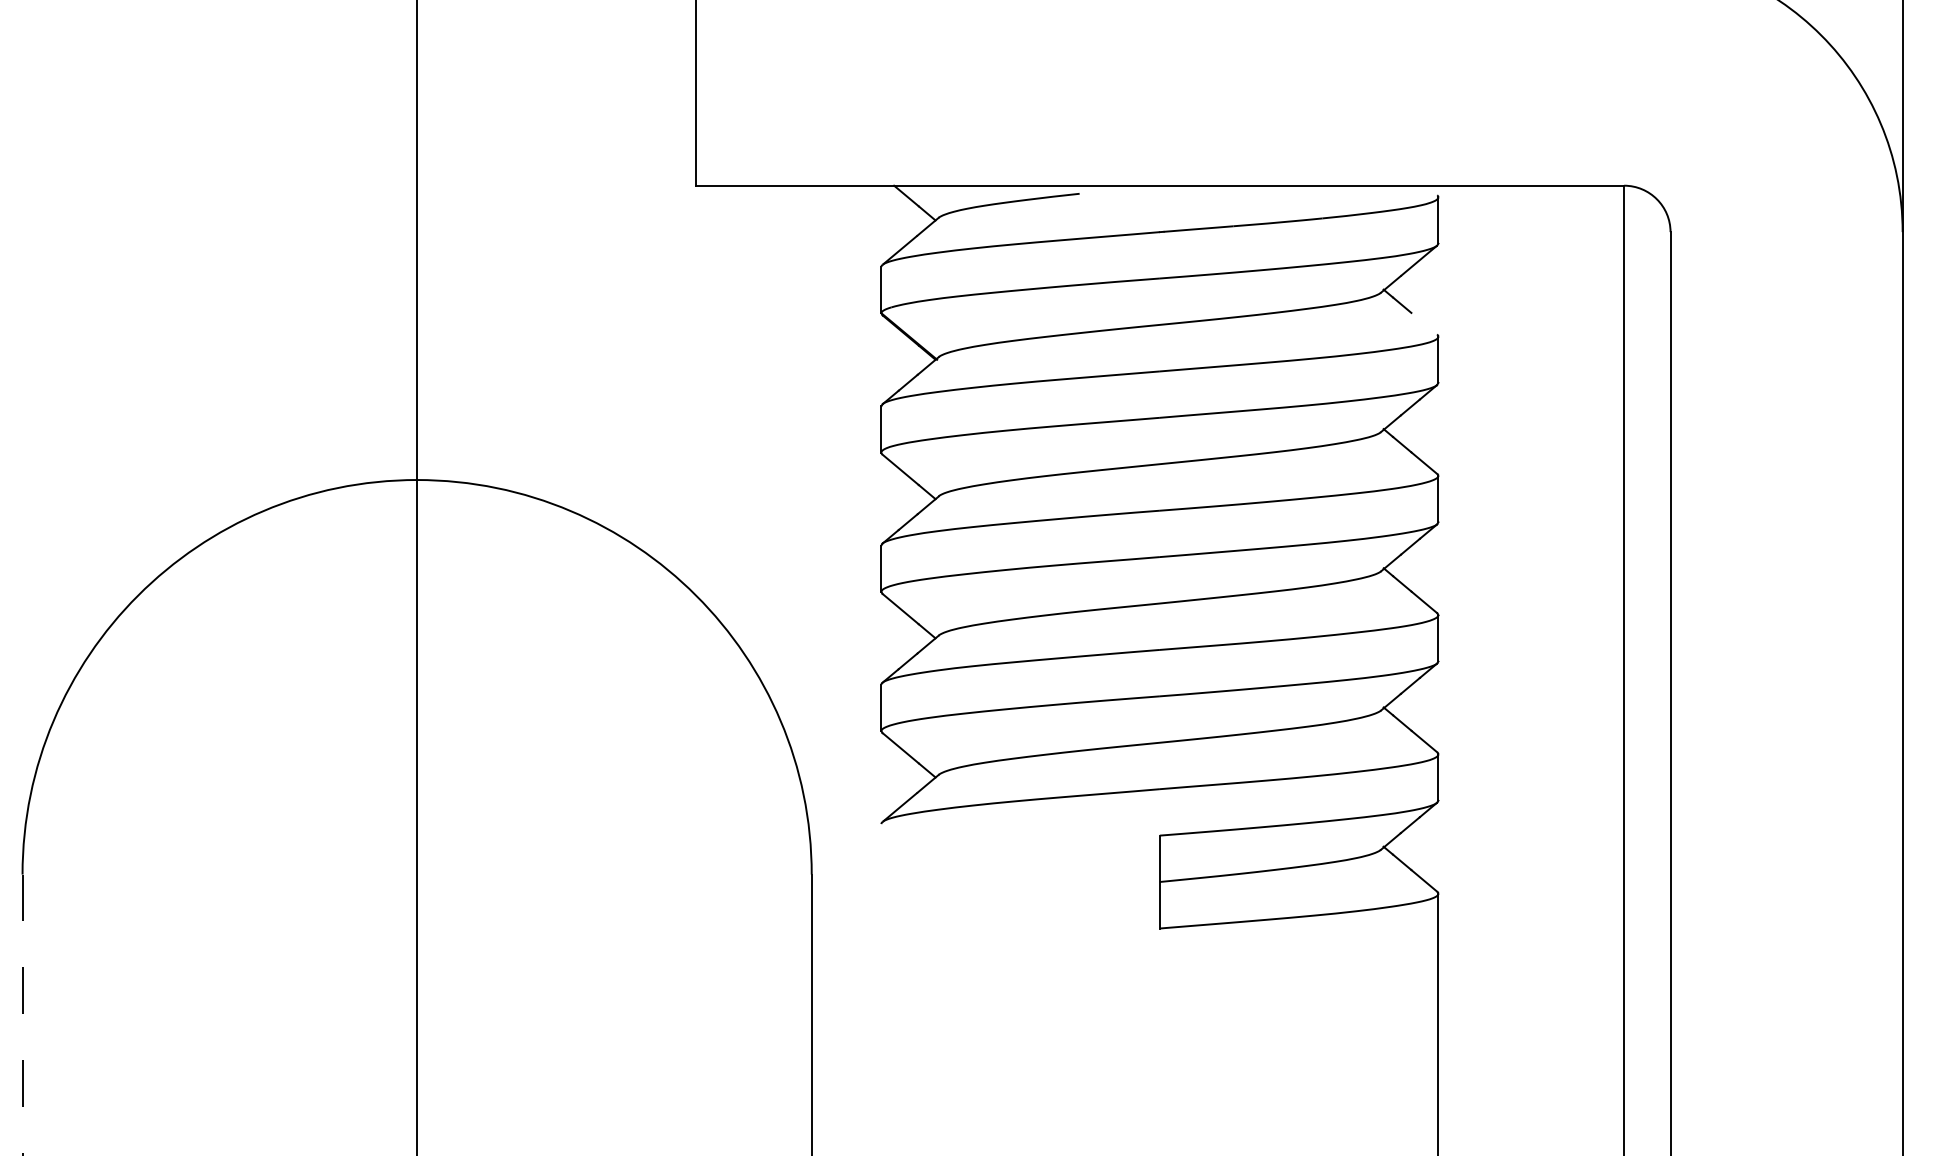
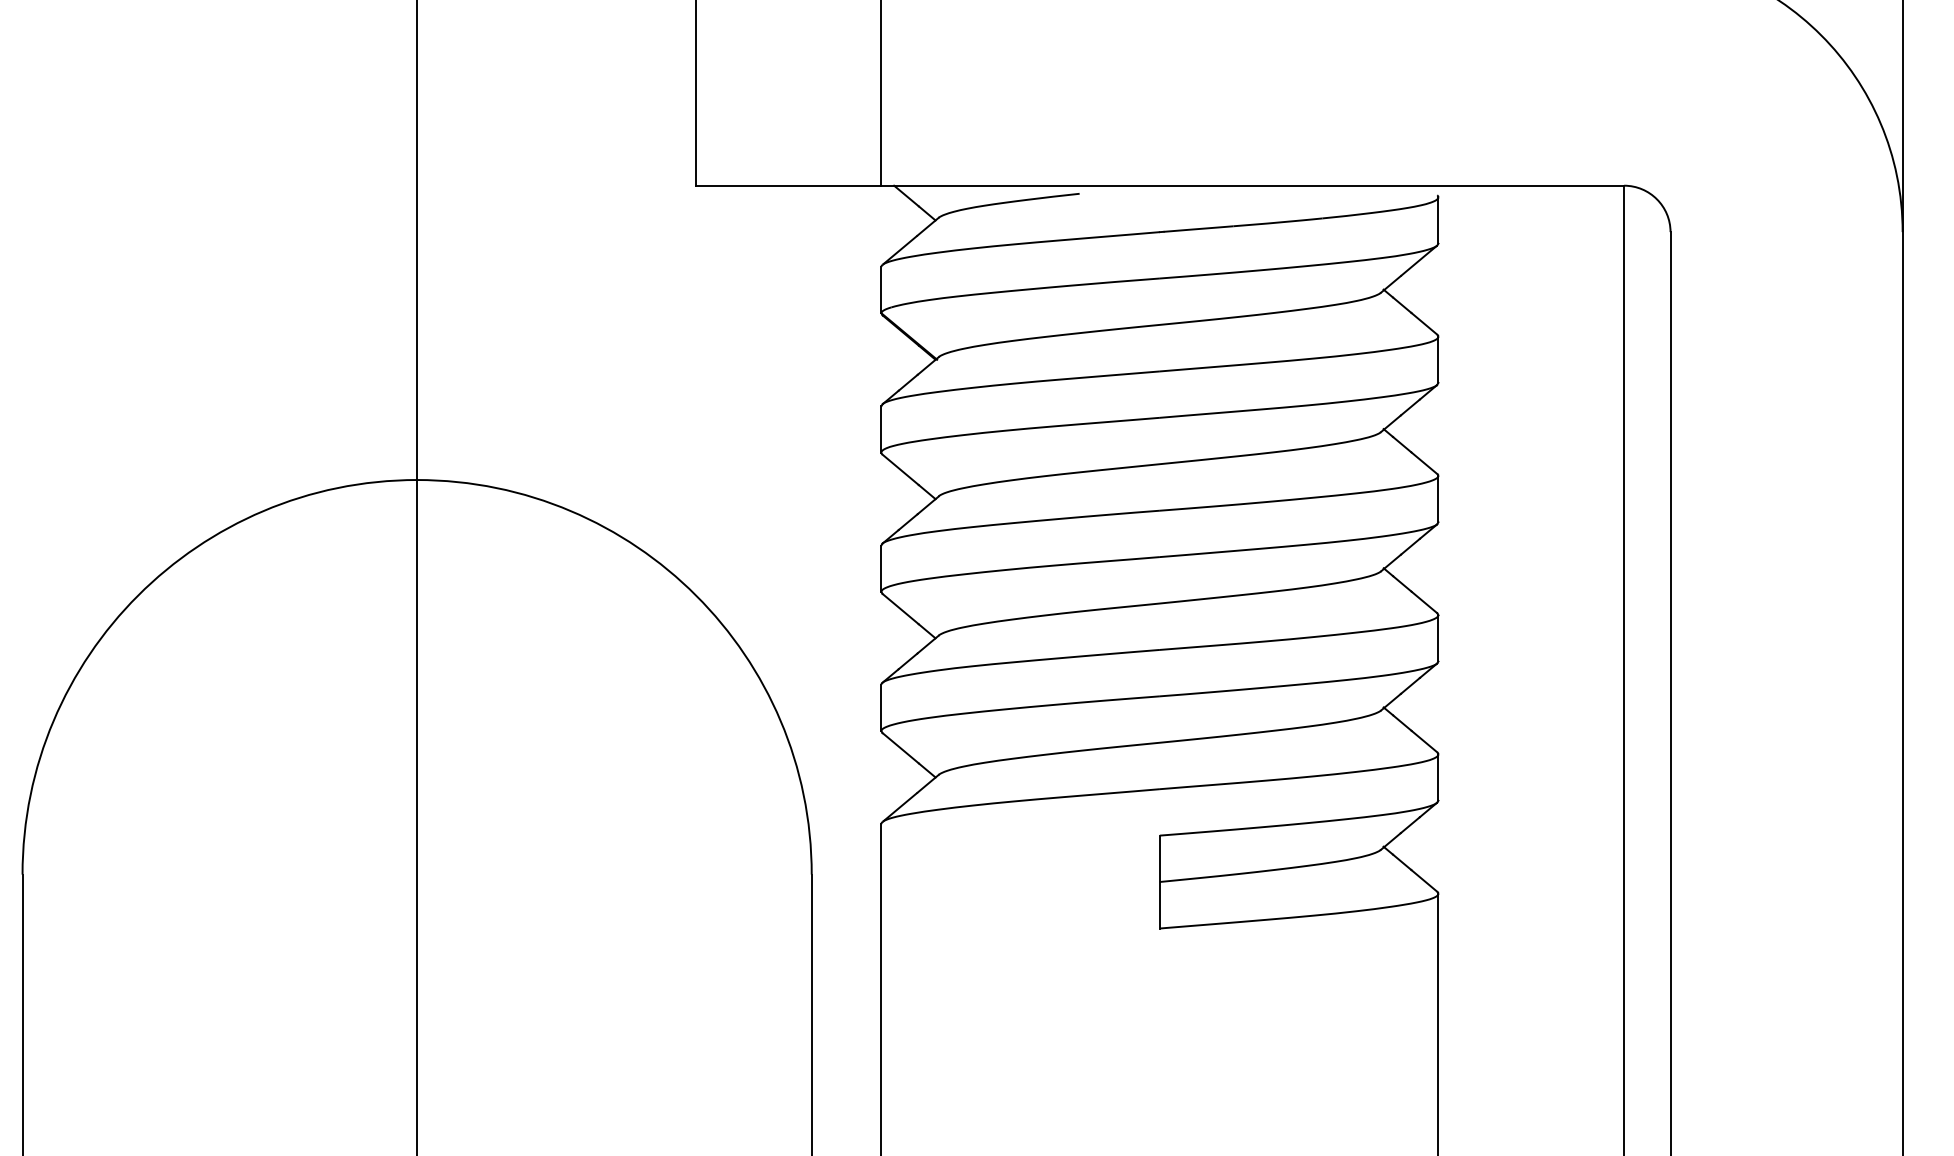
line: none -> present (881, 93)
line: none -> present (1424, 323)
line: none -> present (881, 988)
line: dashed -> solid (22, 1015)
